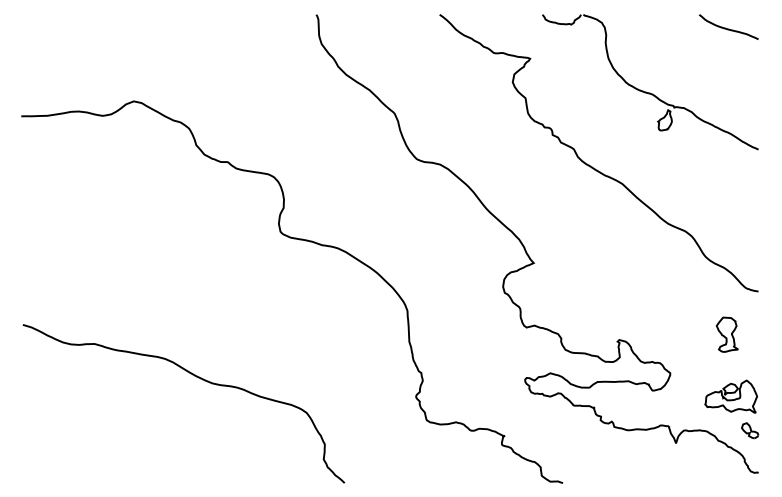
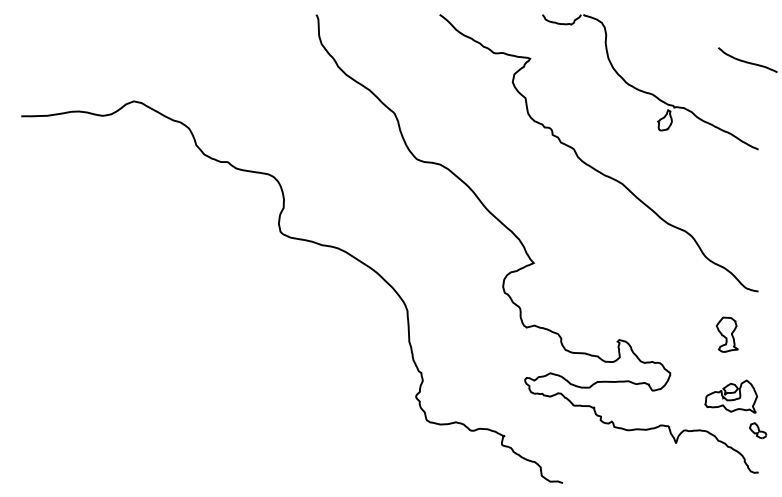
curve position: (728, 28) -> (747, 61) (747, 61)
curve: present -> none (196, 377)
part position: (750, 430) -> (758, 430) (758, 430)
